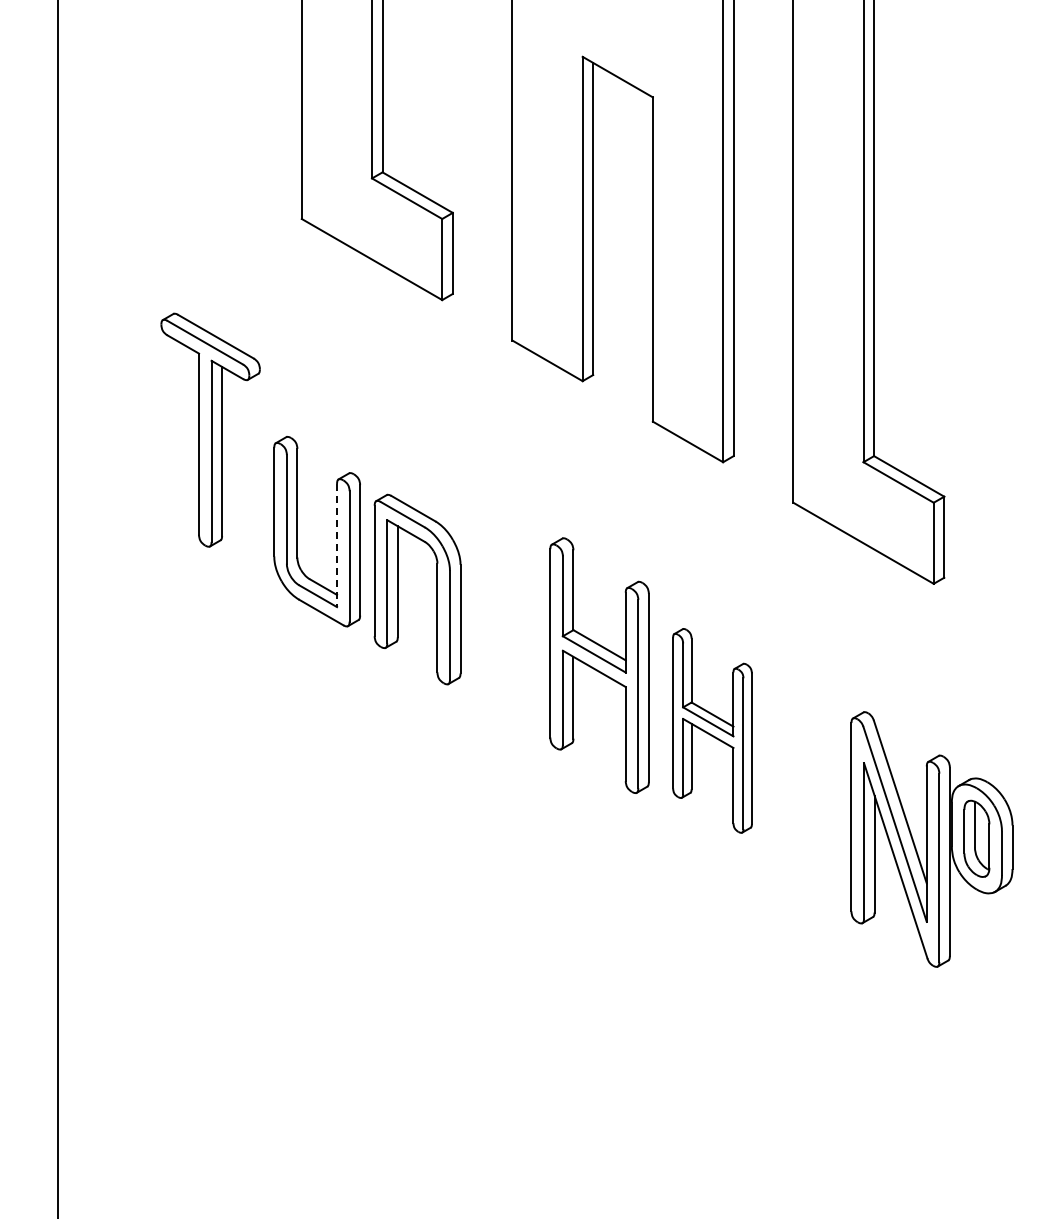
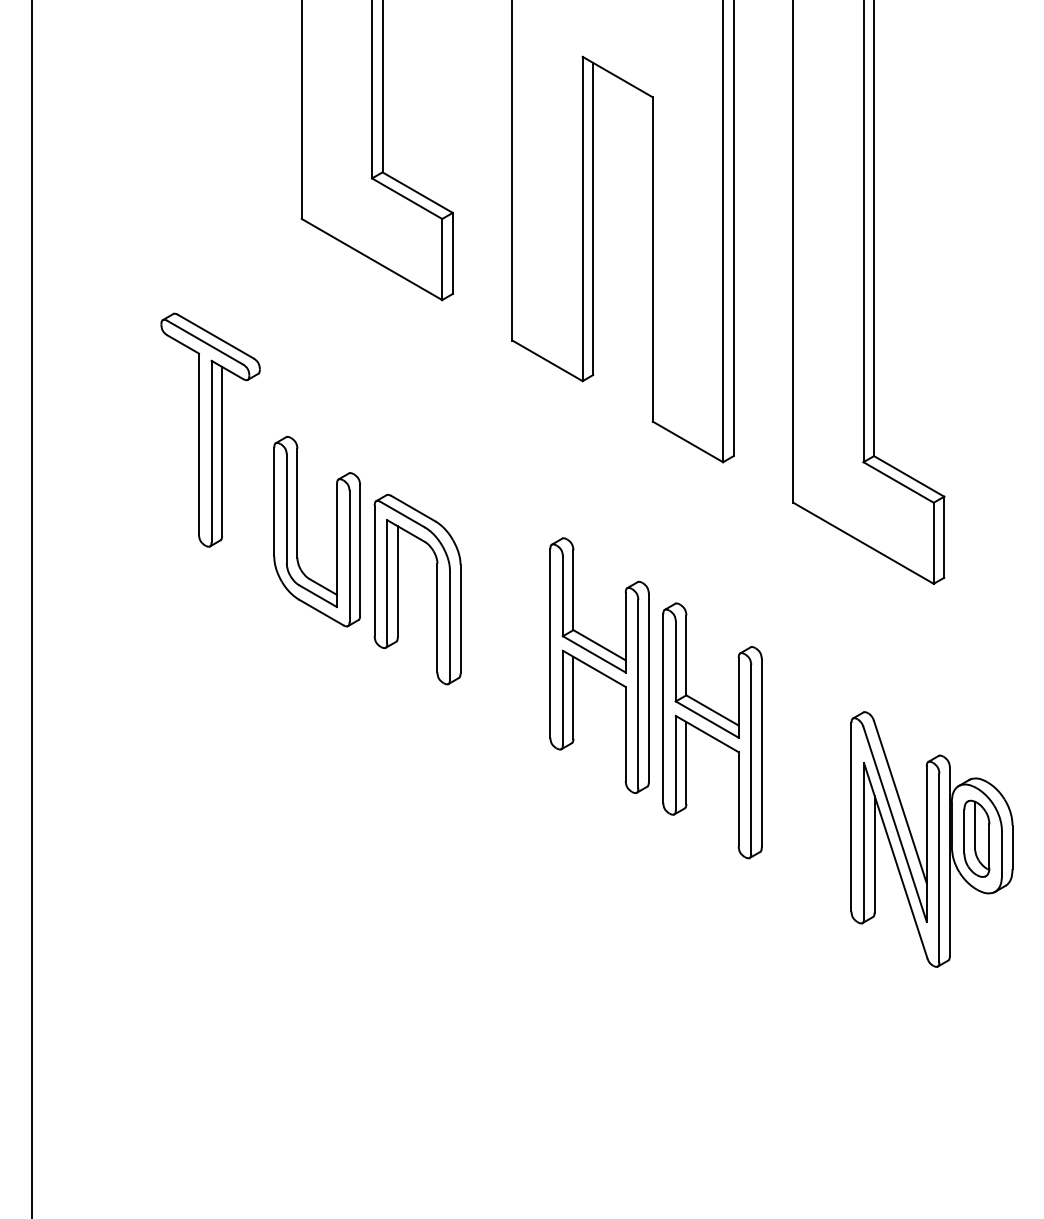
line: dashed -> solid (337, 545)
line position: (57, 608) -> (31, 608) (31, 608)
part size: 81x206 px -> 101x258 px (712, 730)
